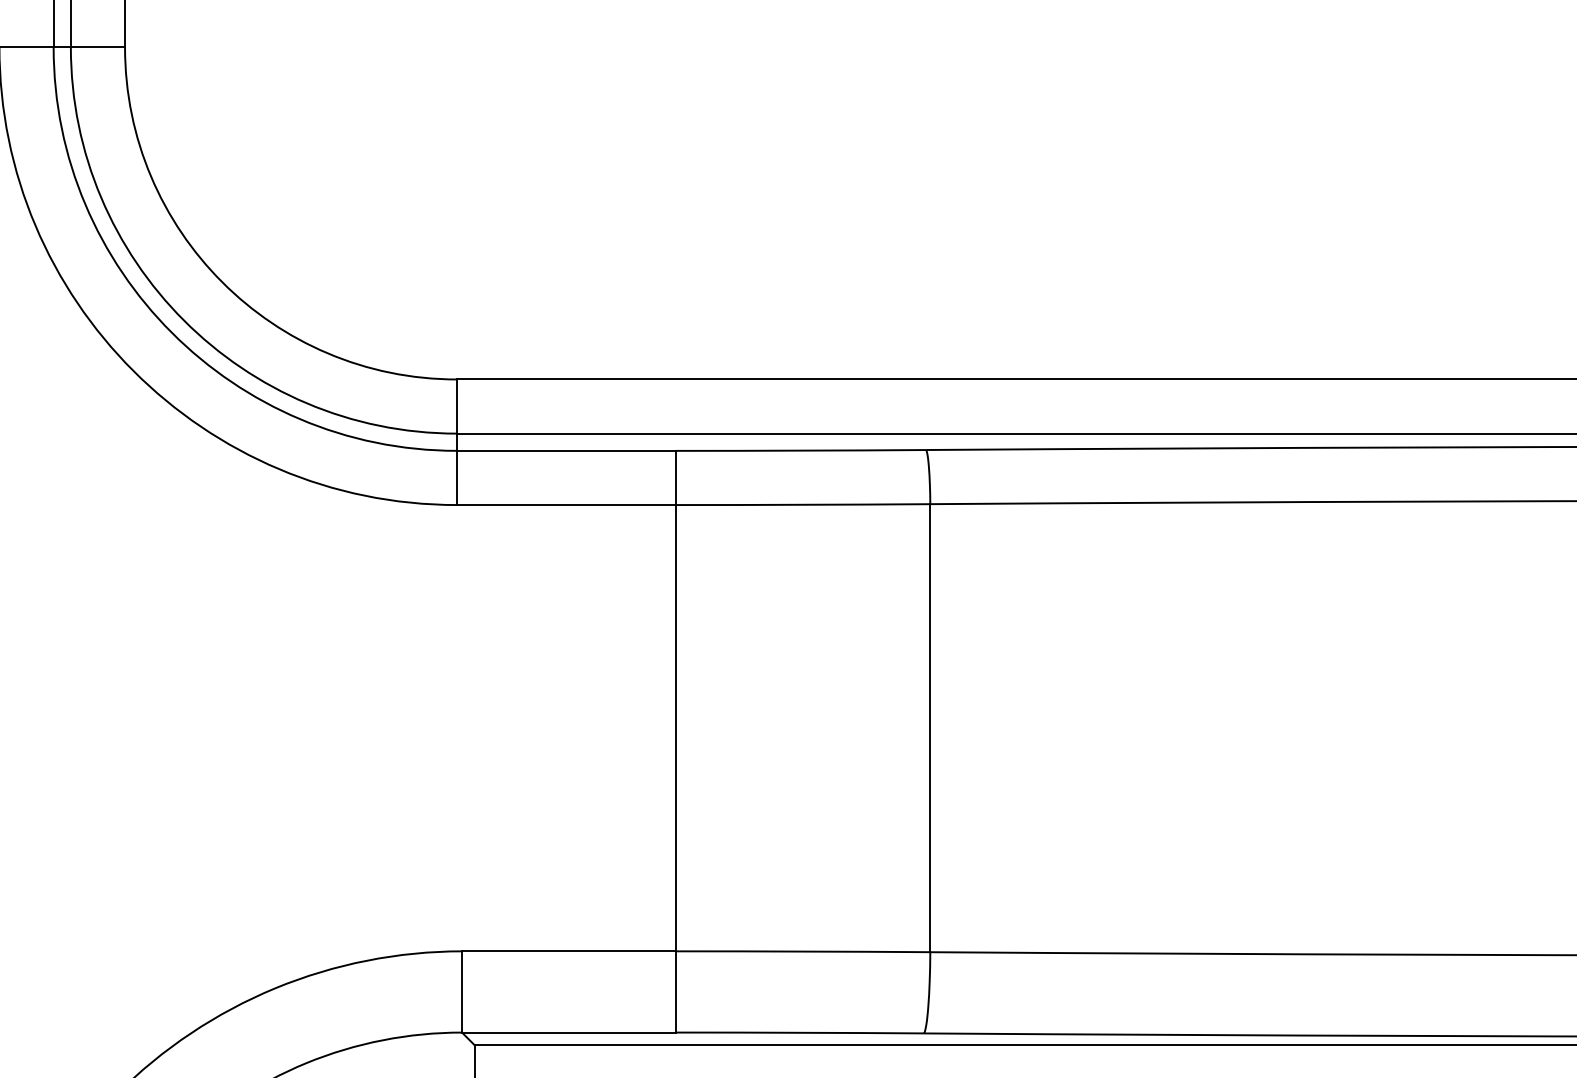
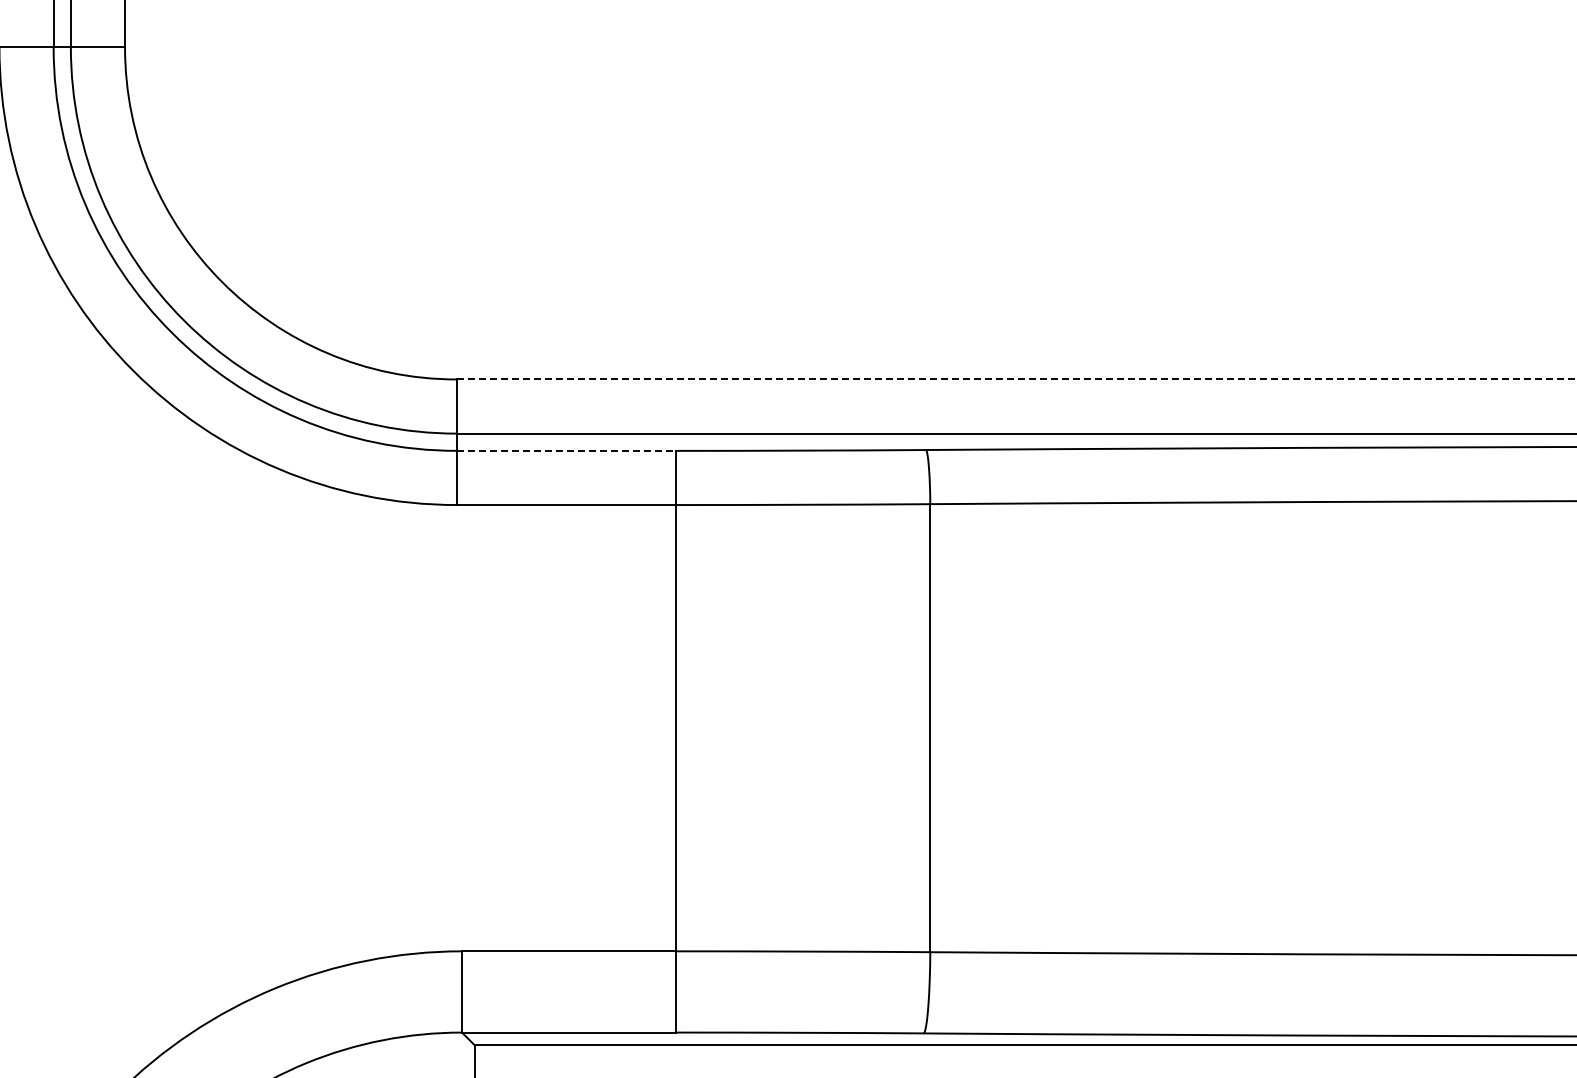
line: solid -> dashed (1017, 379)
line: solid -> dashed (566, 450)
